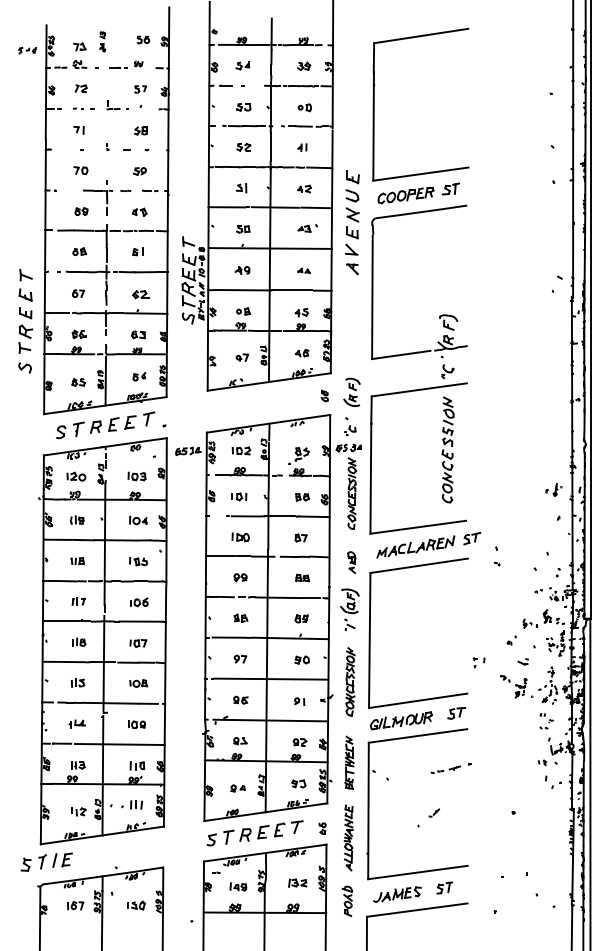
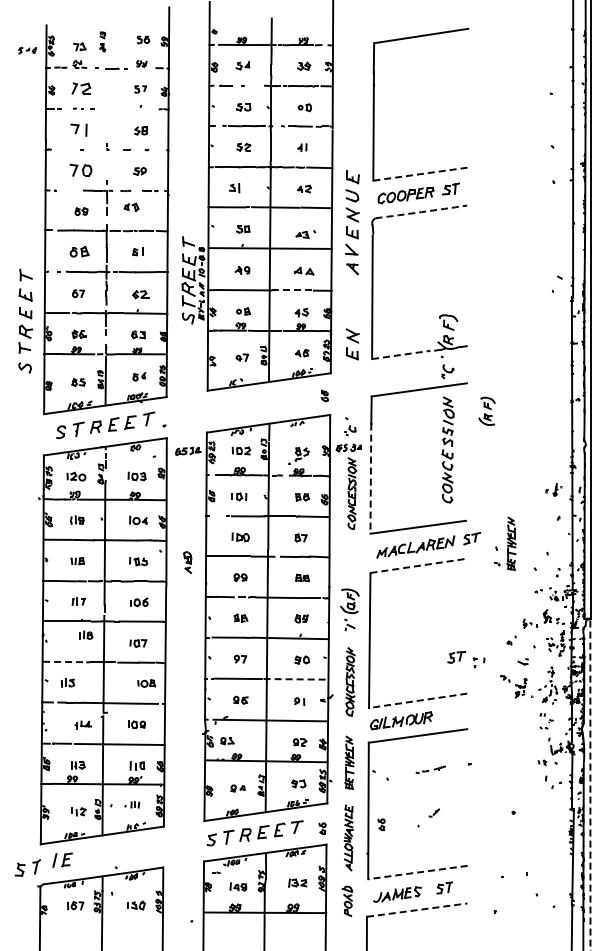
part size: 35x9 px -> 43x10 px (126, 64)
part size: 14x9 px -> 21x14 px (81, 88)
part: present -> none (117, 105)
part size: 12x9 px -> 18x14 px (78, 129)
part size: 16x10 px -> 24x14 px (80, 169)
line: solid -> dashed (421, 174)
part position: (241, 188) -> (234, 188) (234, 188)
part position: (139, 211) -> (131, 206) (131, 206)
arc: solid -> dashed (421, 212)
part position: (307, 228) -> (305, 234) (305, 234)
part size: 16x9 px -> 21x13 px (79, 251)
part size: 14x7 px -> 22x10 px (303, 270)
line: solid -> dashed (291, 290)
part: none -> present (352, 344)
line: solid -> dashed (401, 354)
part position: (351, 391) -> (486, 410) (486, 410)
line: solid -> dashed (370, 479)
part: none -> present (511, 543)
part position: (351, 562) -> (187, 562) (187, 562)
line: solid -> dashed (419, 565)
part position: (79, 641) -> (86, 634) (86, 634)
line: solid -> dashed (64, 661)
line: solid -> dashed (296, 679)
part position: (78, 682) -> (68, 682) (68, 682)
part position: (138, 683) -> (146, 683) (146, 683)
line: solid -> dashed (418, 700)
part position: (456, 713) -> (456, 657) (456, 657)
part position: (76, 723) -> (82, 724) (82, 724)
part position: (240, 741) -> (227, 741) (227, 741)
part position: (445, 769) -> (430, 769) (430, 769)
line: solid -> dashed (590, 785)
part size: 23x10 px -> 17x8 px (132, 804)
part: none -> present (381, 824)
part position: (33, 862) -> (27, 867) (27, 867)
line: solid -> dashed (417, 872)
line: solid -> dashed (417, 910)
